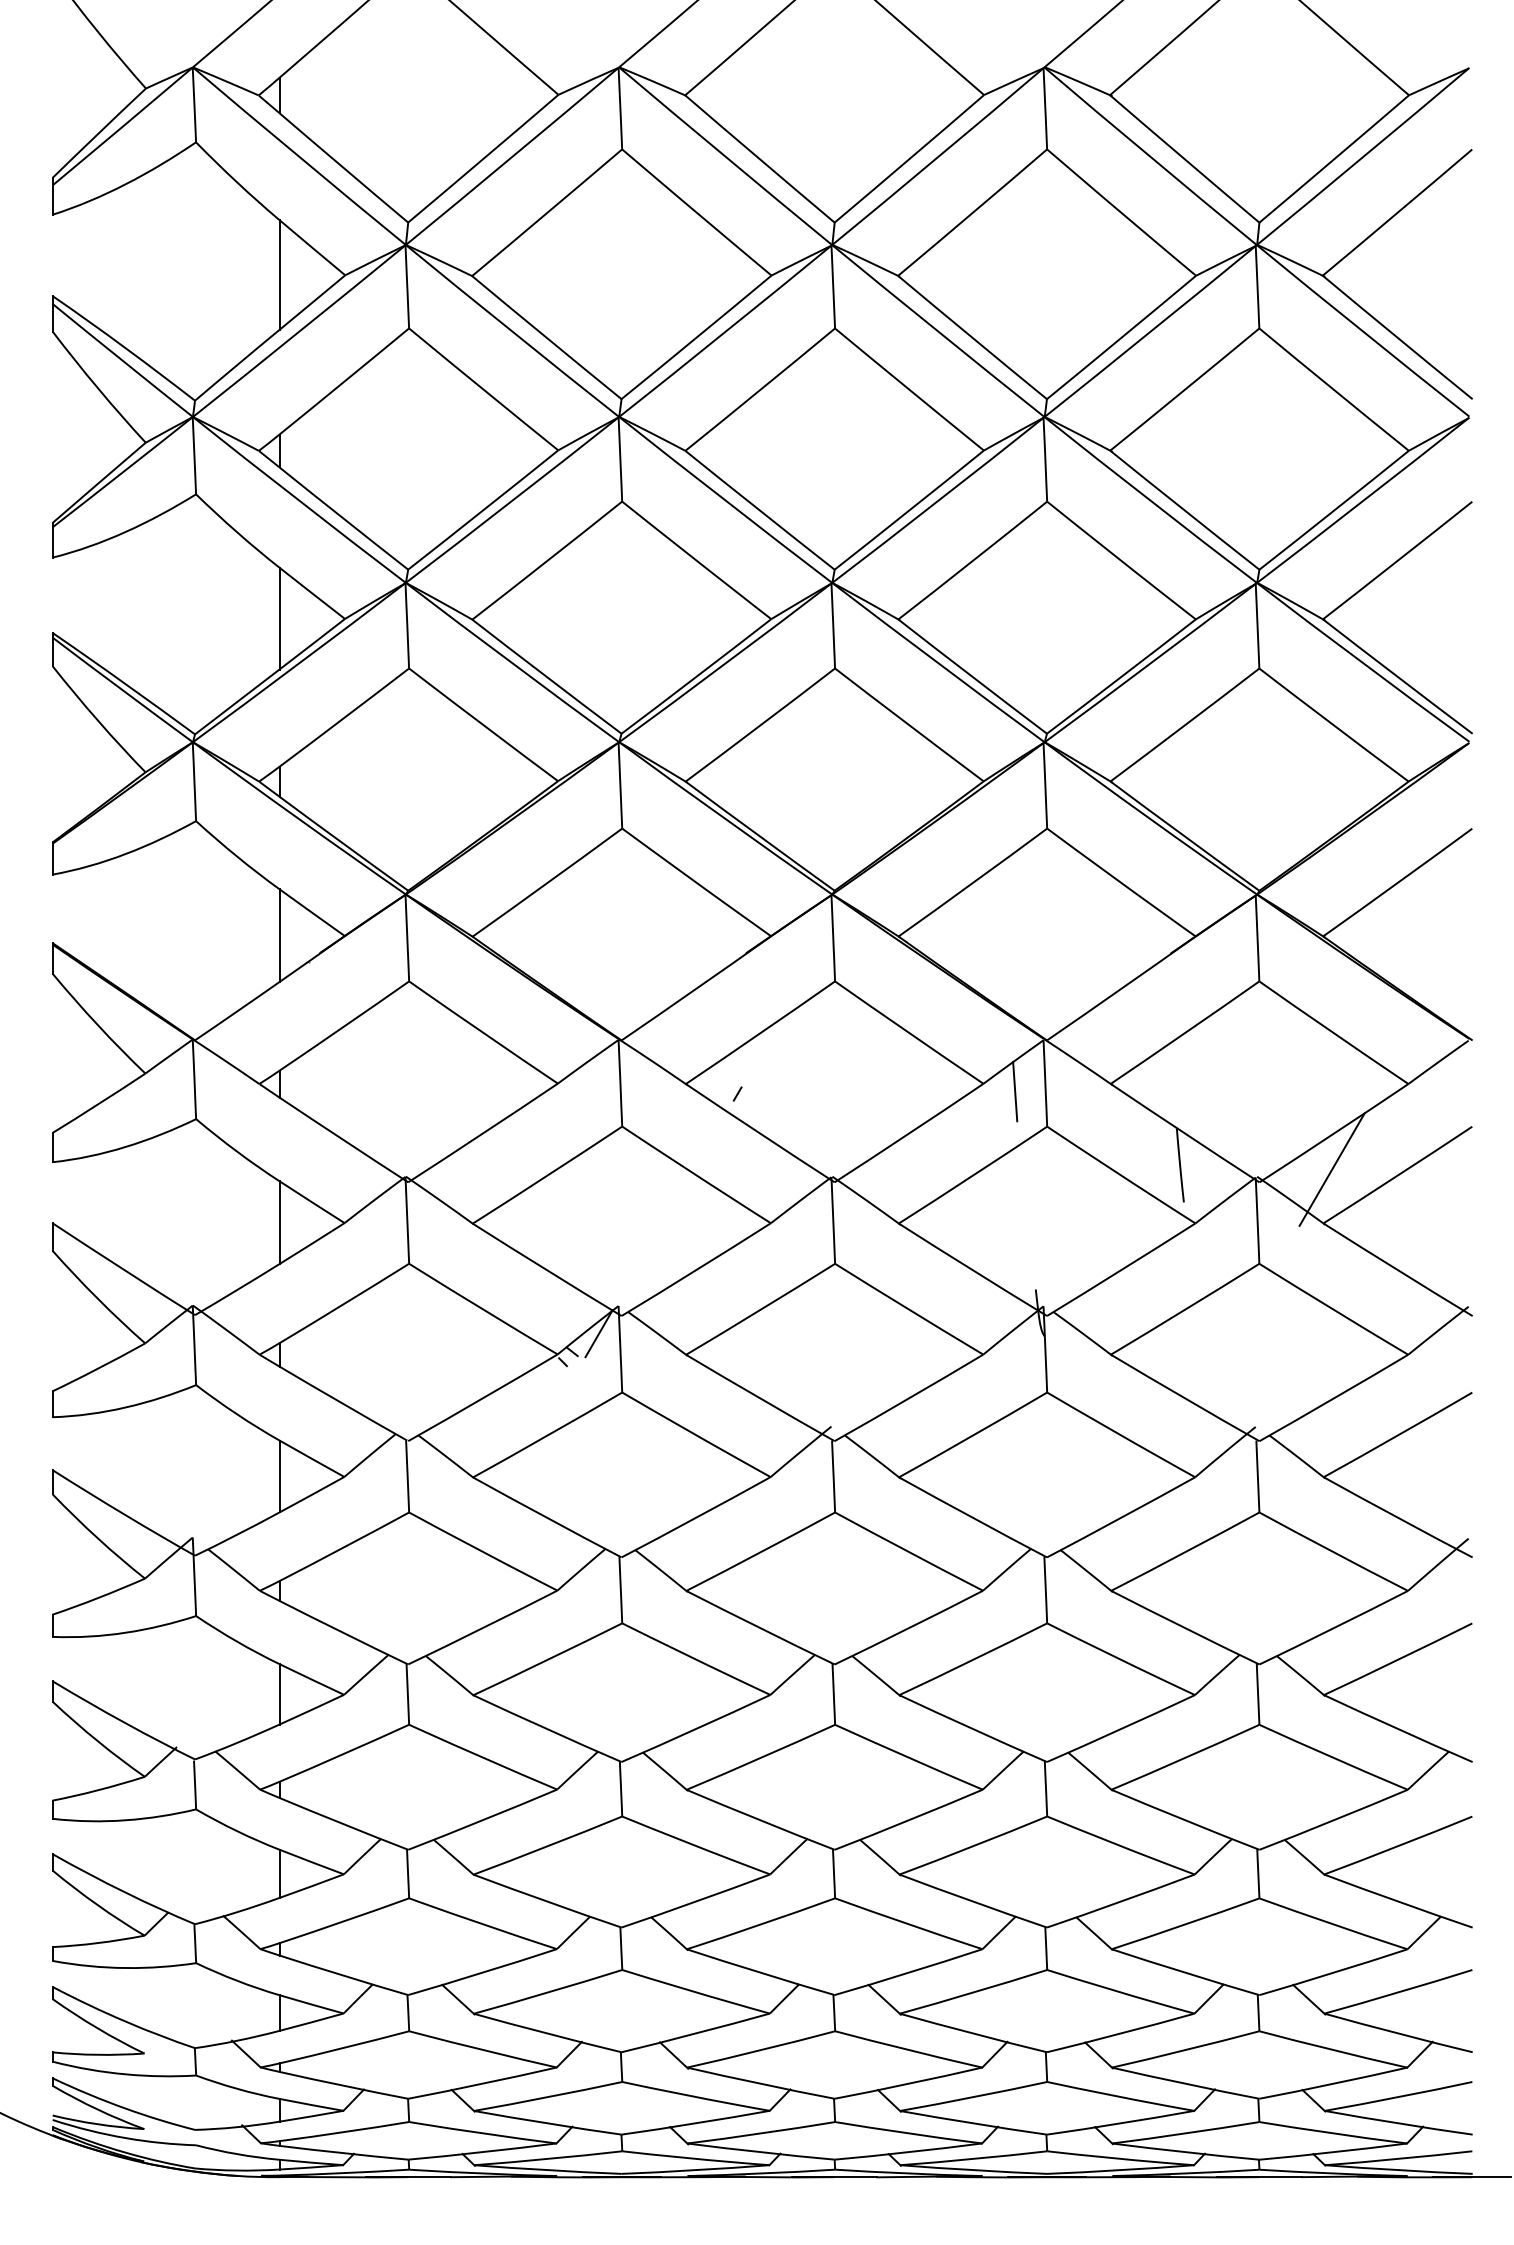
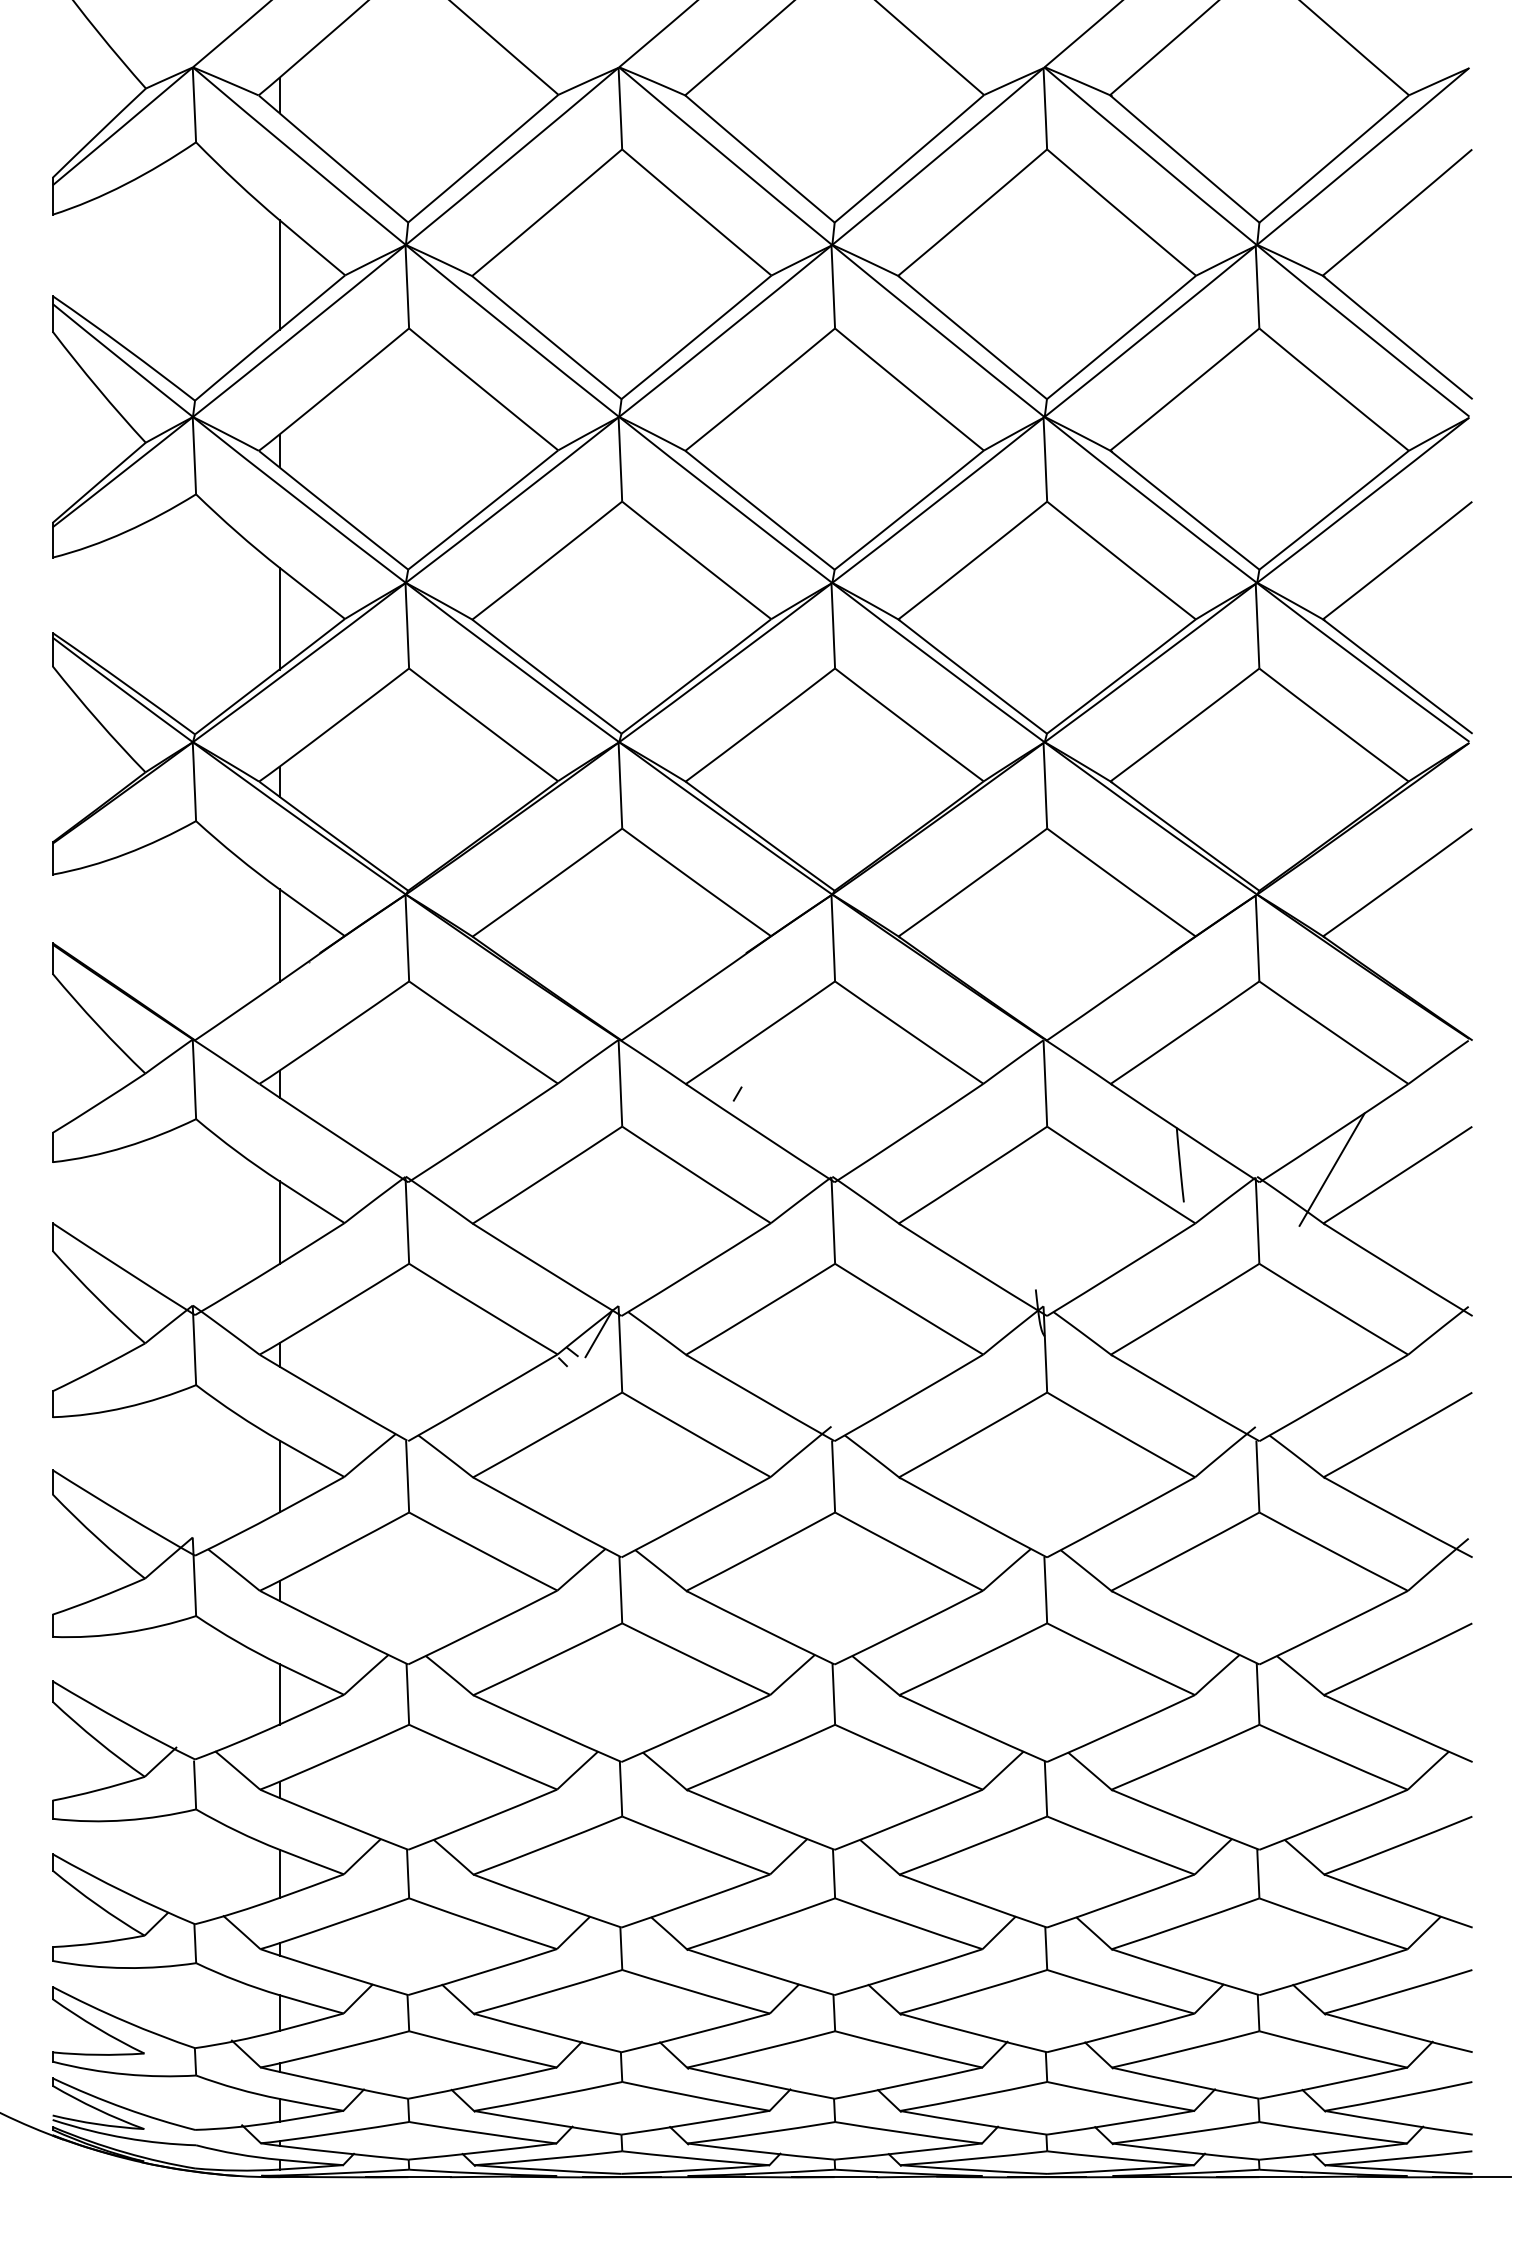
line: present -> none (1015, 1091)
